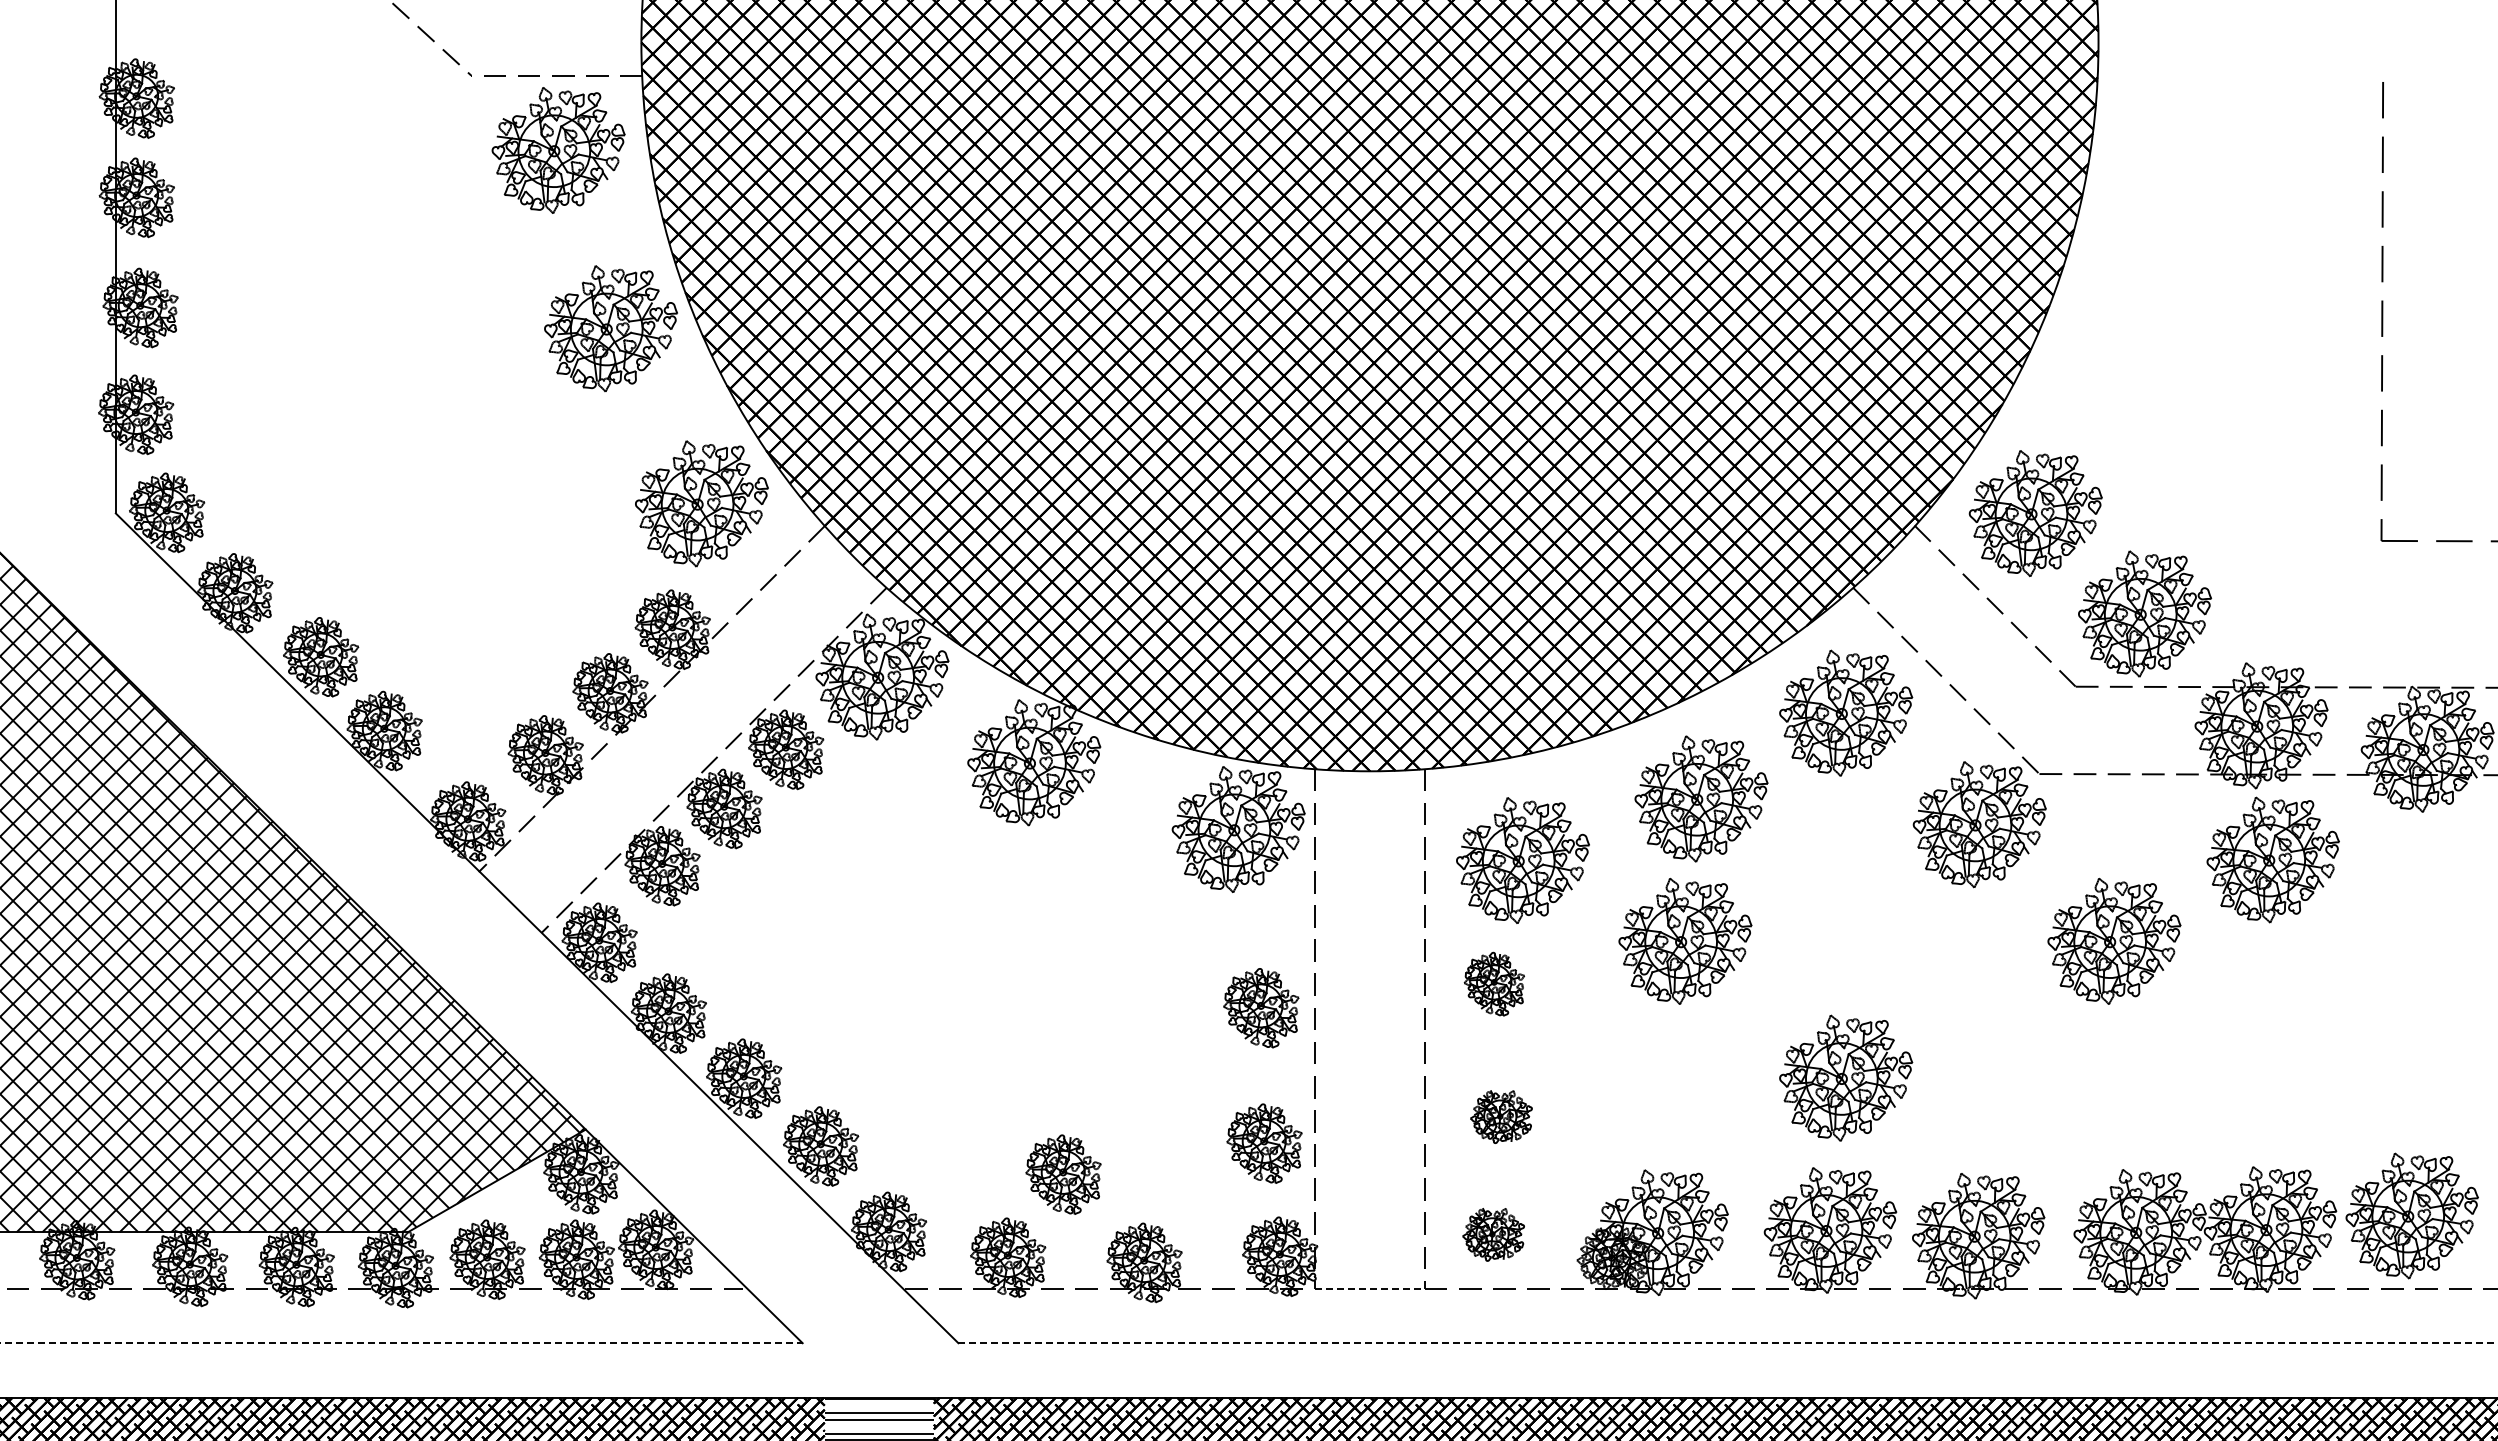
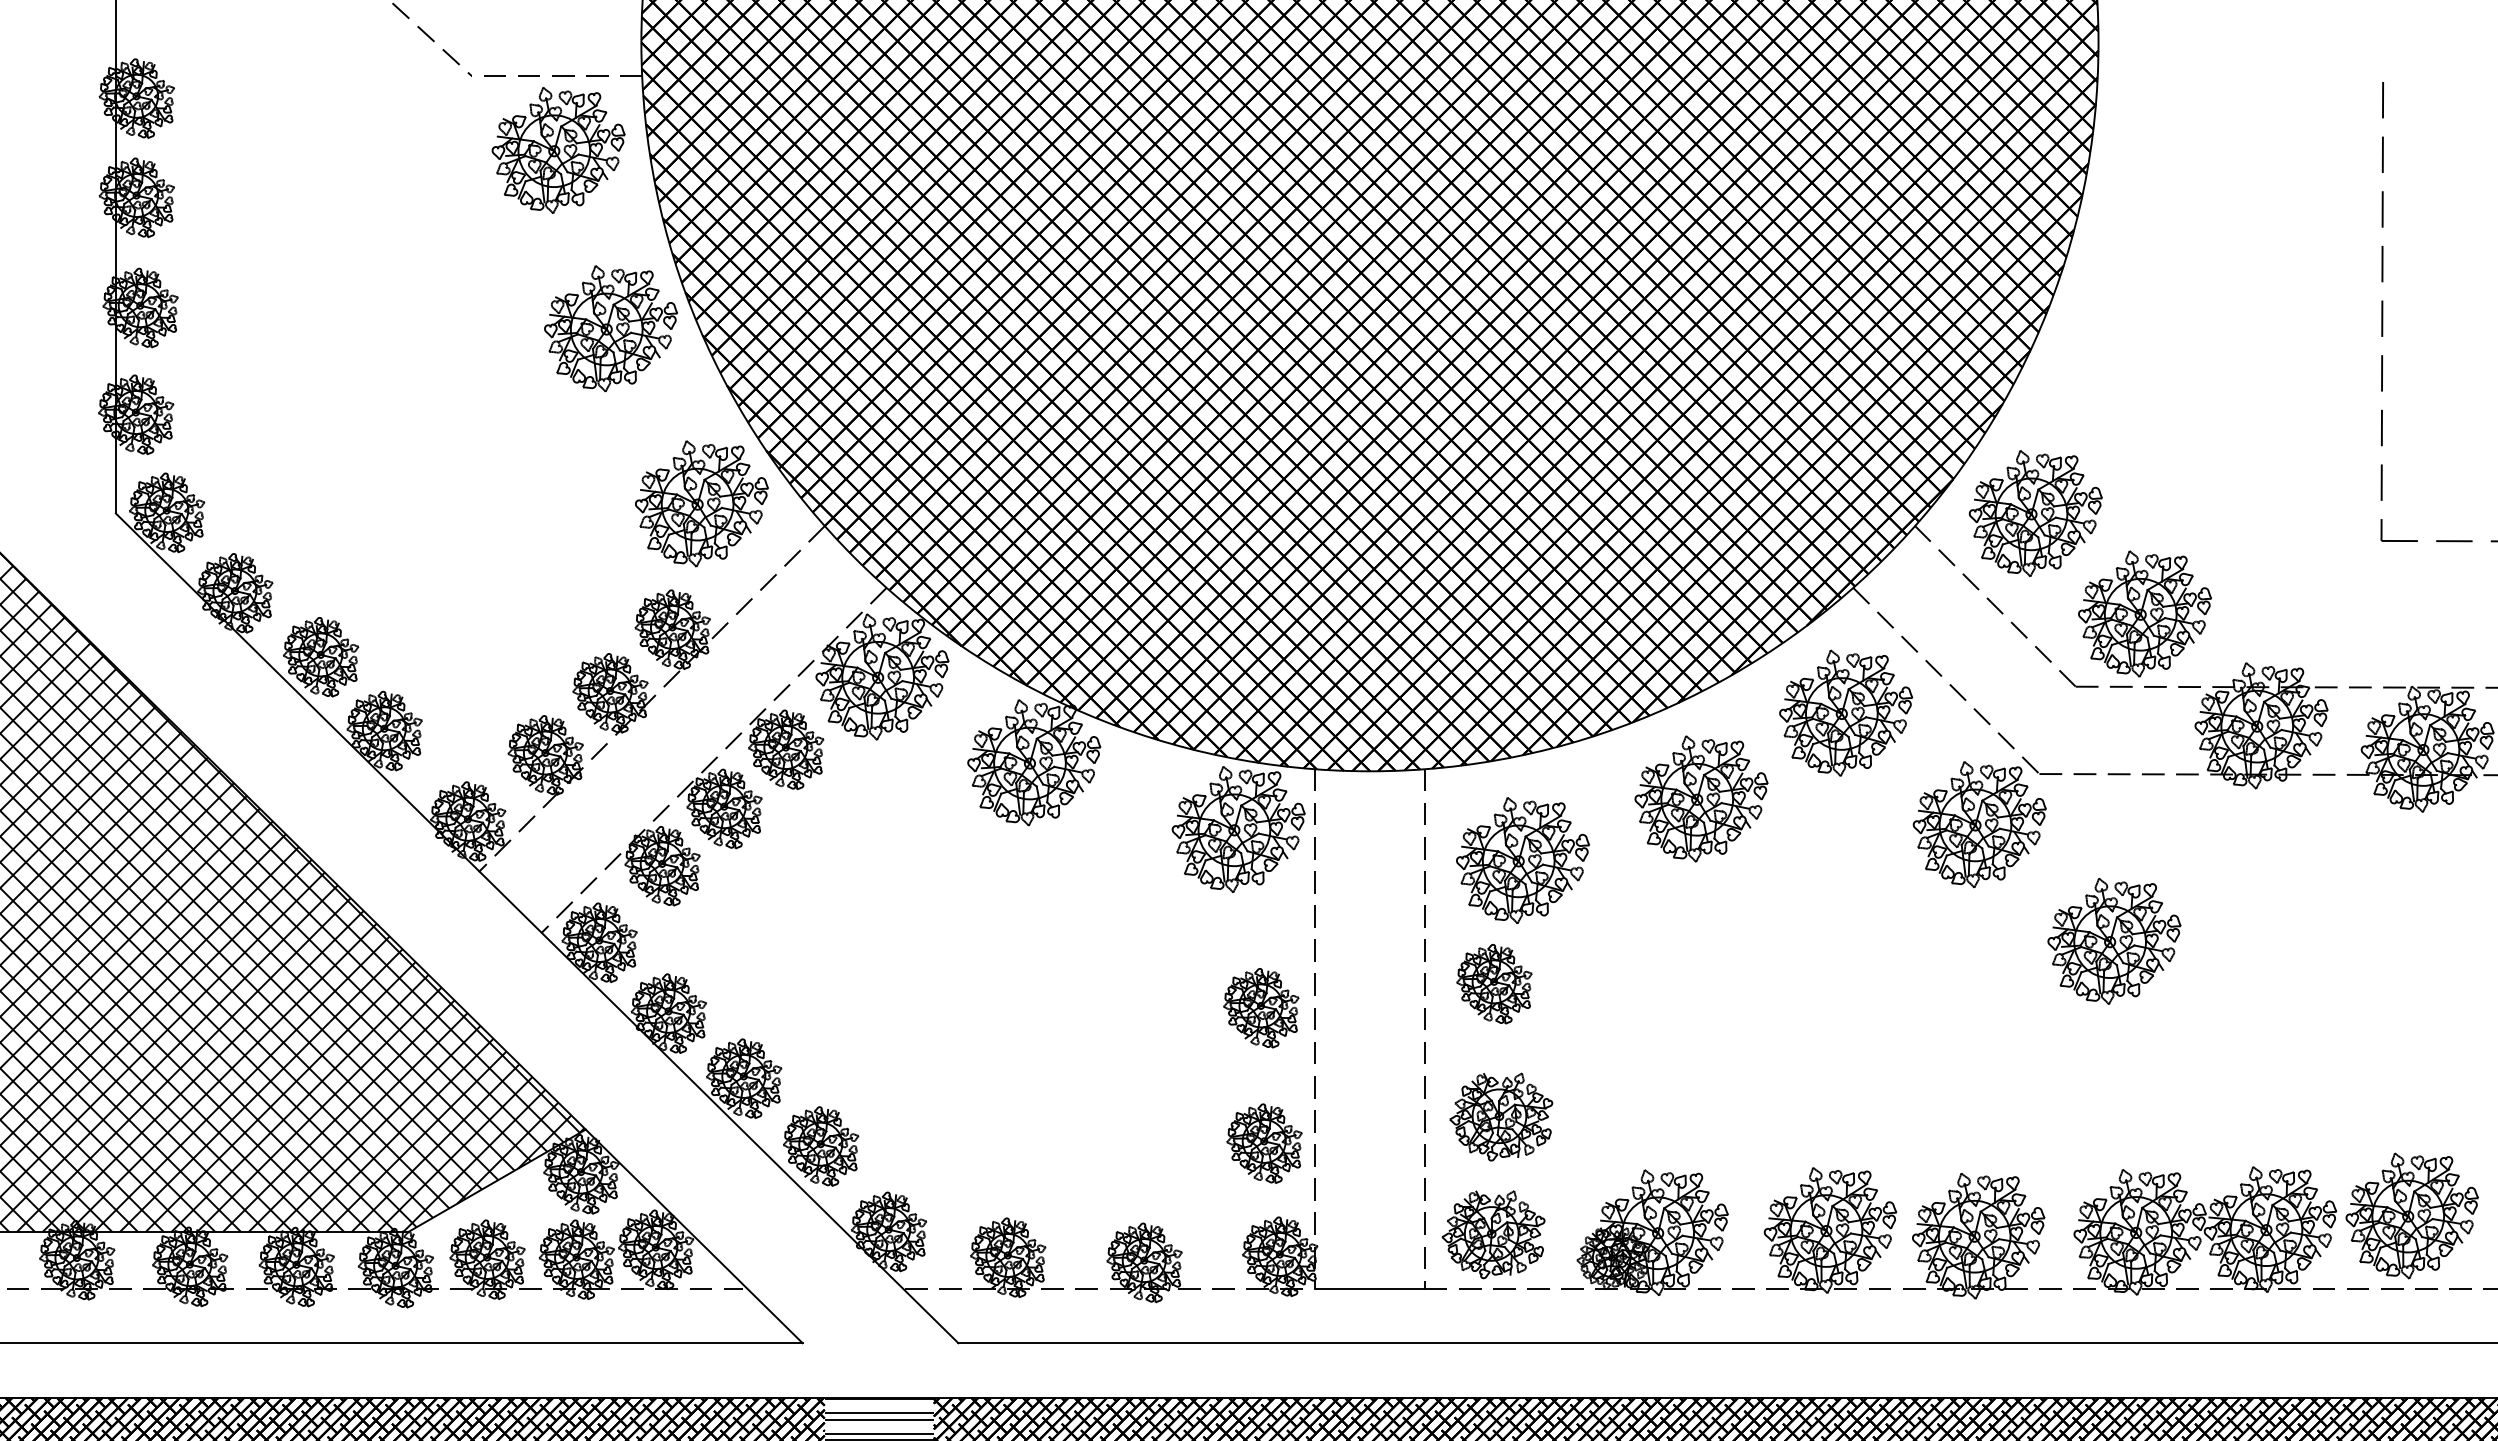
part: present -> none (2272, 859)
part: present -> none (1685, 940)
part size: 62x66 px -> 77x81 px (1494, 984)
part: present -> none (1846, 1077)
part size: 63x54 px -> 105x90 px (1501, 1116)
part: present -> none (1063, 1174)
part size: 63x54 px -> 105x90 px (1493, 1234)
line: dashed -> solid (1369, 1288)
line: dashed -> solid (401, 1343)
line: dashed -> solid (1728, 1343)
